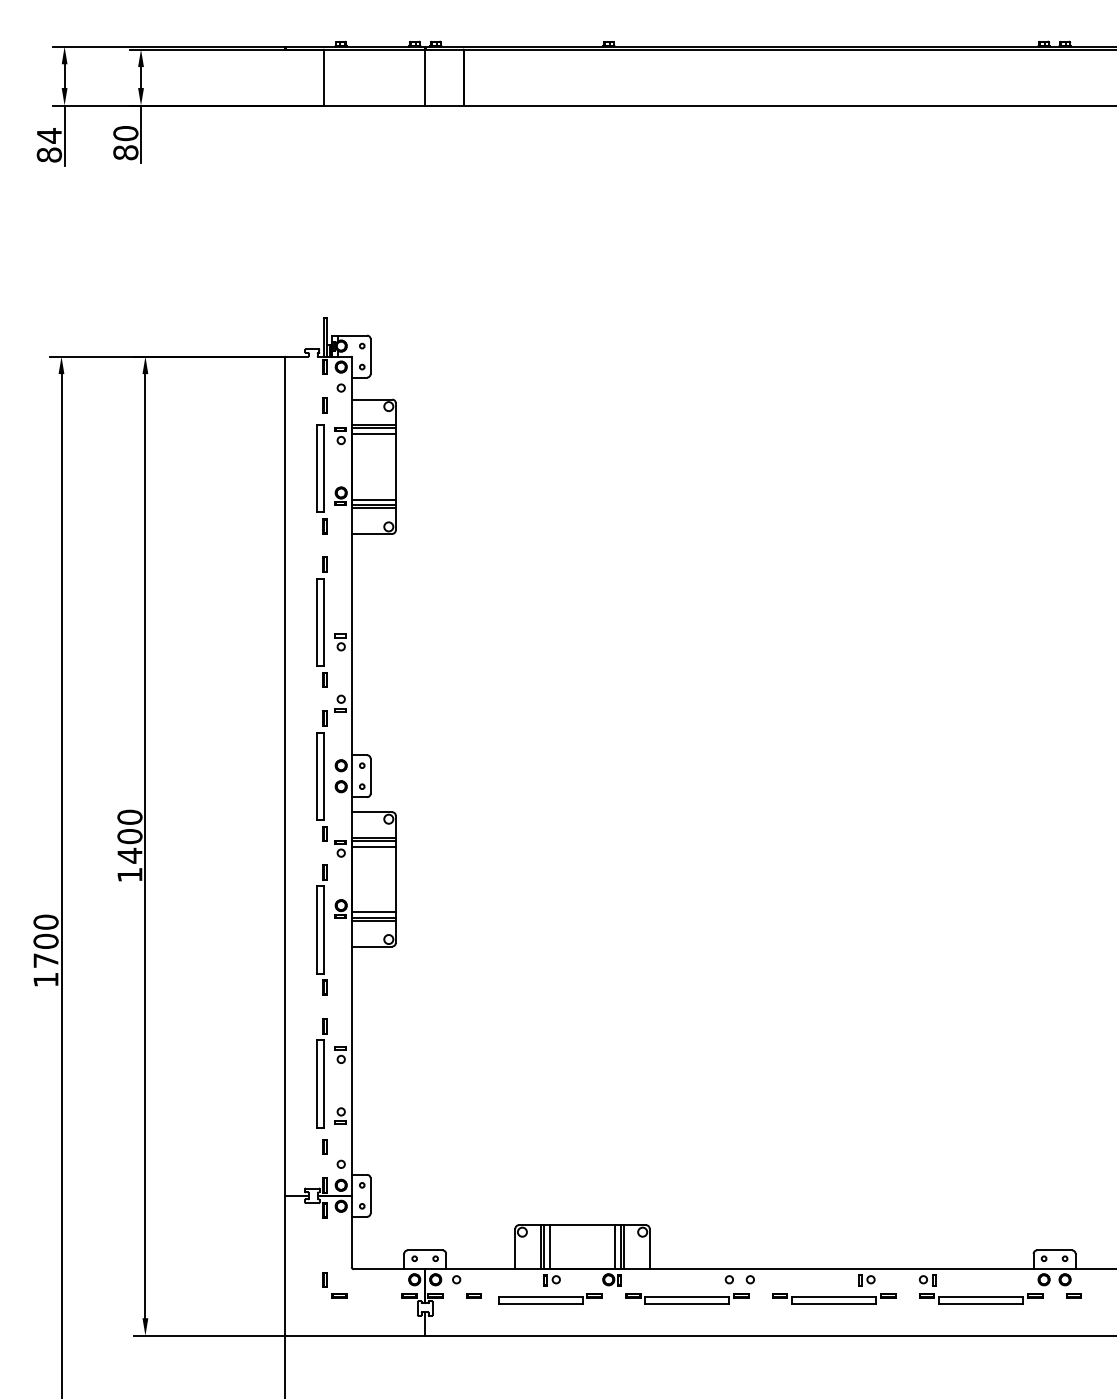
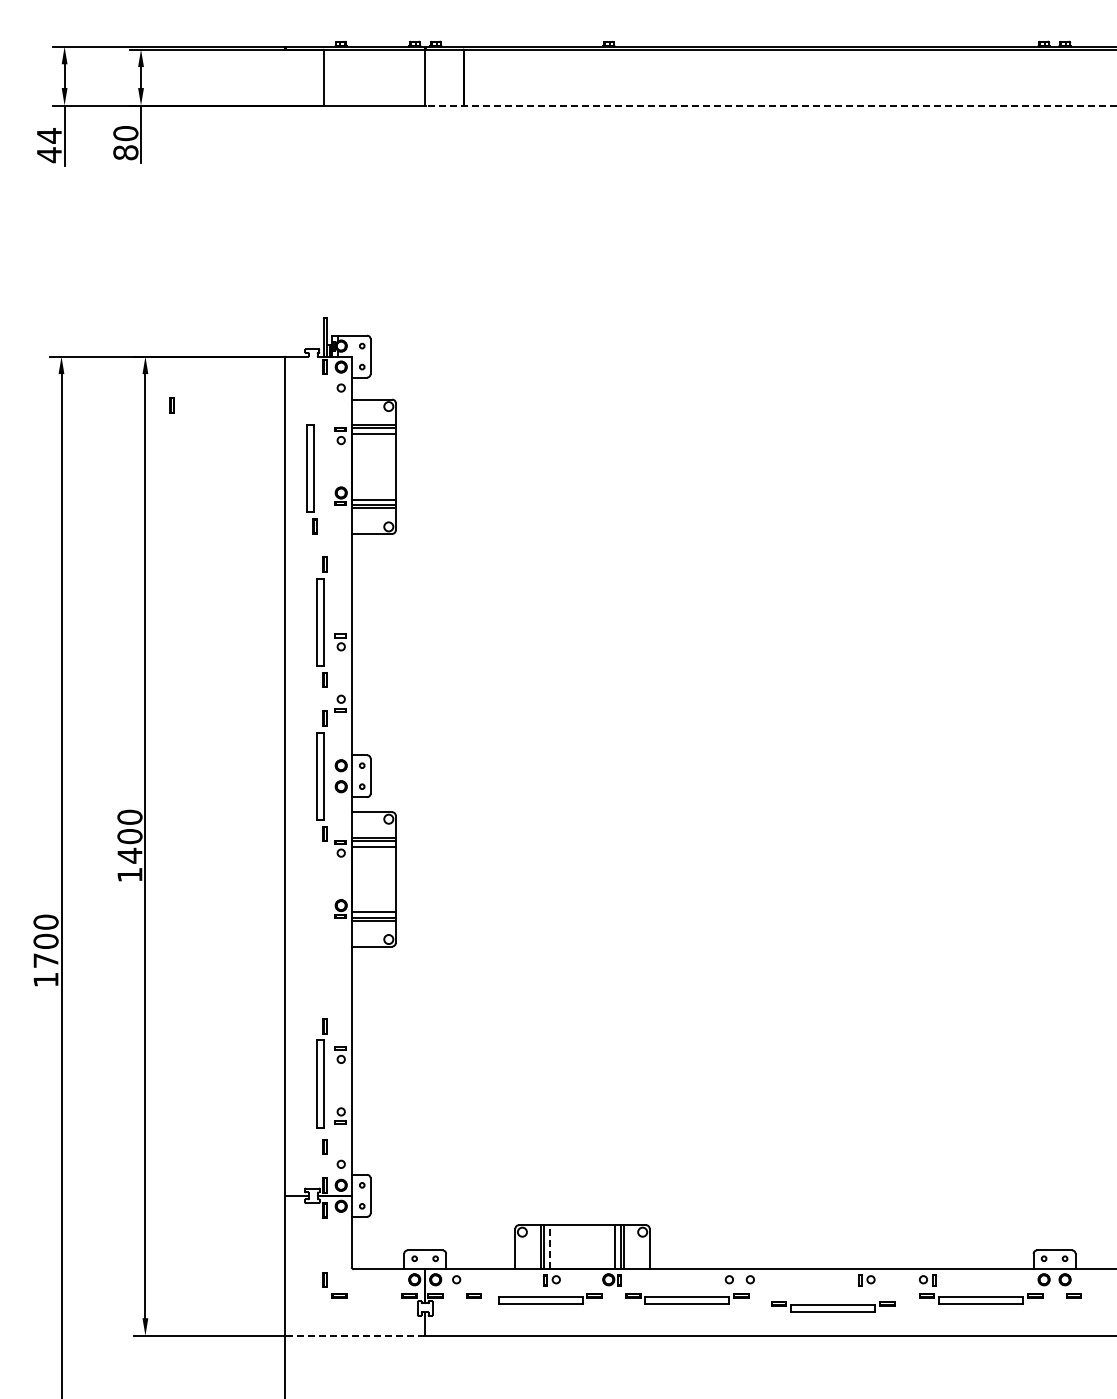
line: solid -> dashed (770, 105)
text: 84 -> 44 (49, 155)
part position: (324, 405) -> (171, 405) (171, 405)
part position: (321, 479) -> (311, 479) (311, 479)
part: present -> none (321, 929)
line: solid -> dashed (549, 1246)
part position: (834, 1298) -> (833, 1306) (833, 1306)
line: solid -> dashed (354, 1335)
